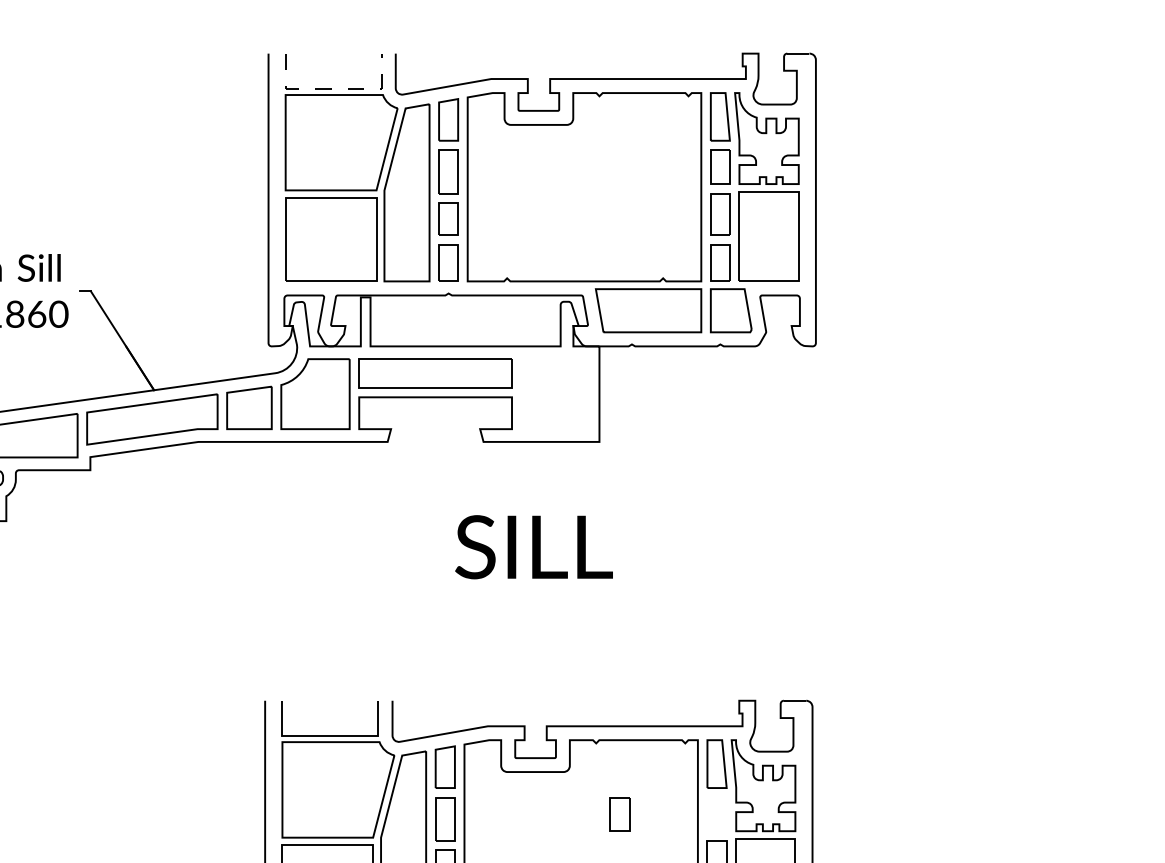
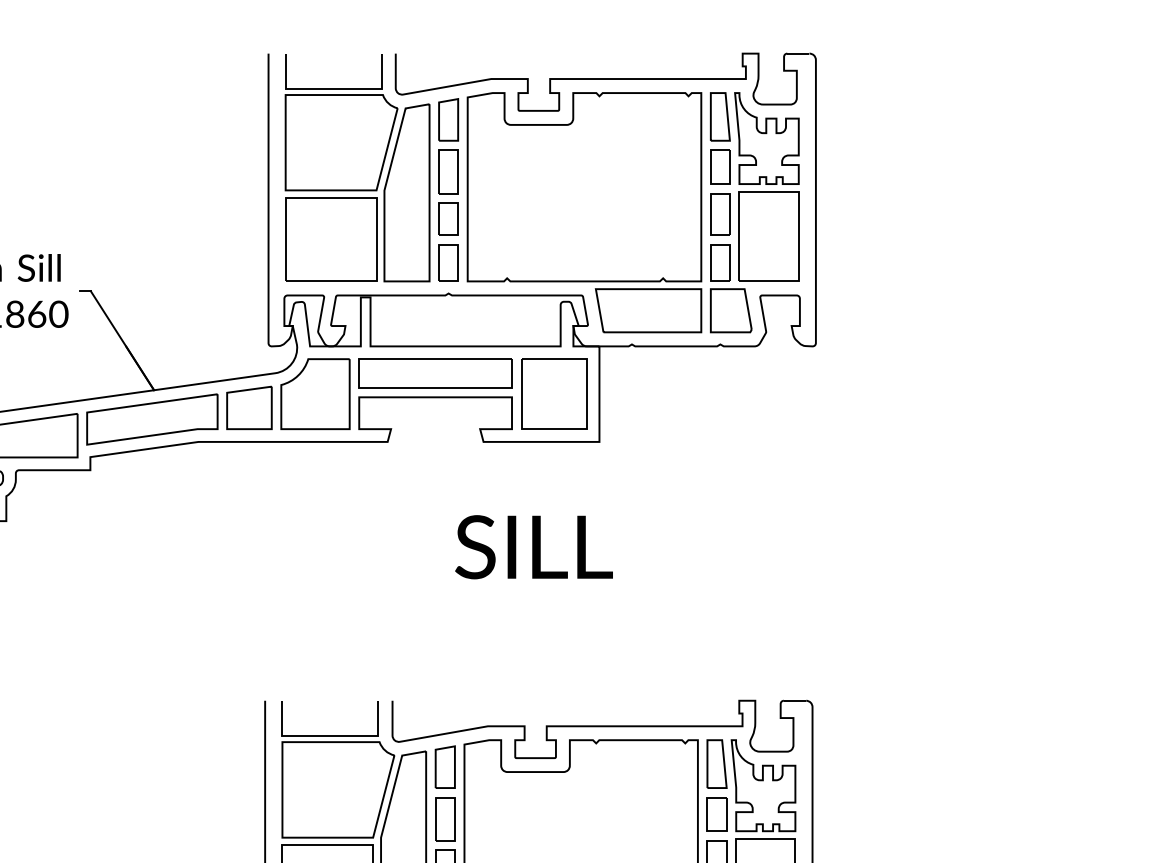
line: dashed -> solid (334, 88)
part: none -> present (554, 393)
part position: (619, 814) -> (716, 814) (716, 814)
